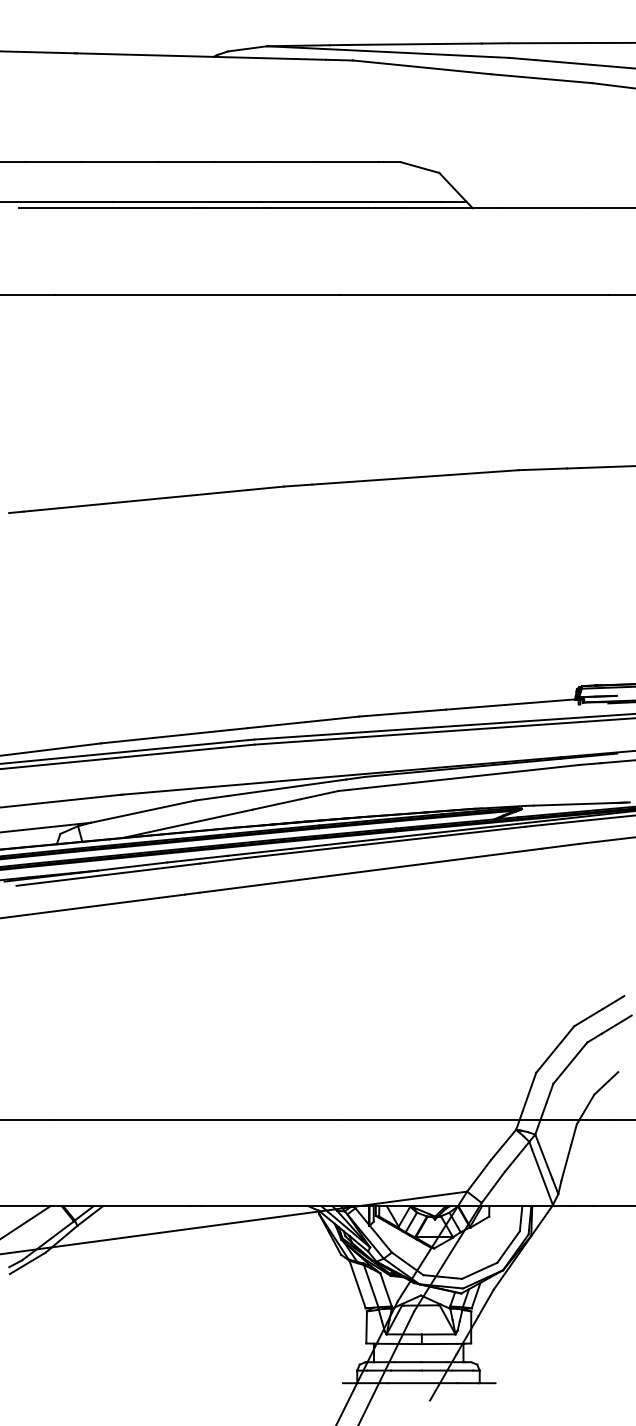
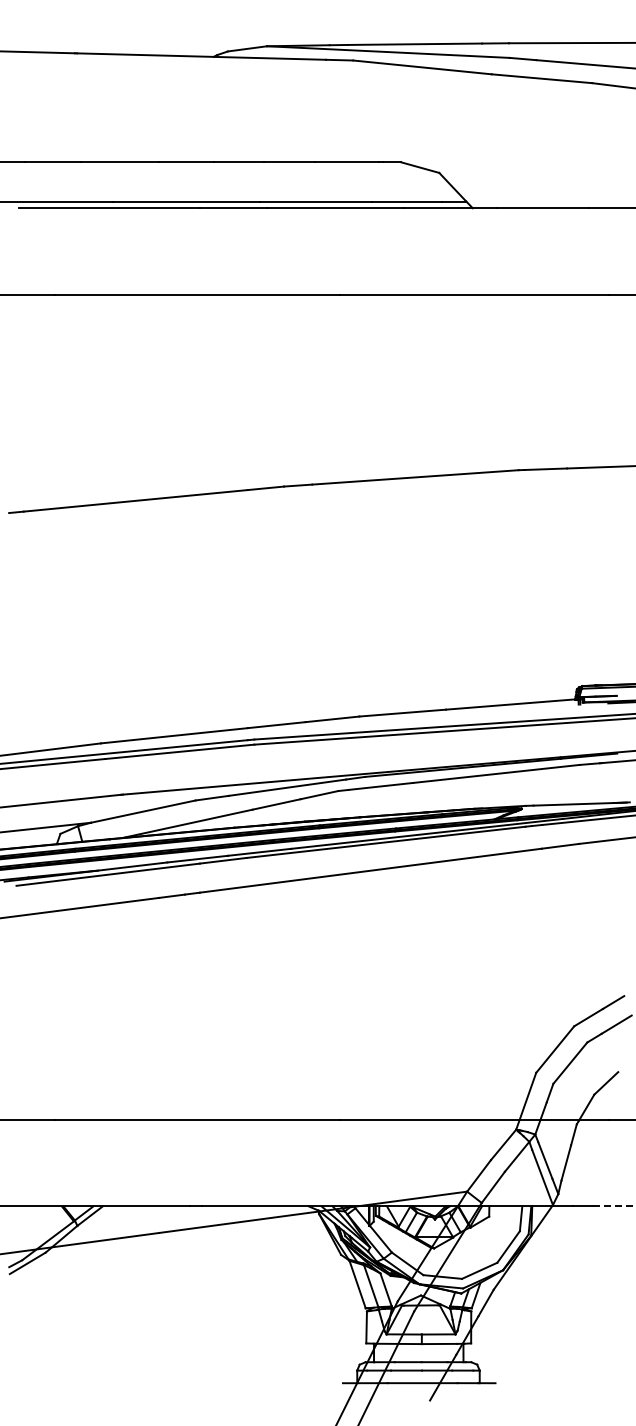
line: solid -> dashed (614, 1206)
line: present -> none (26, 1221)
